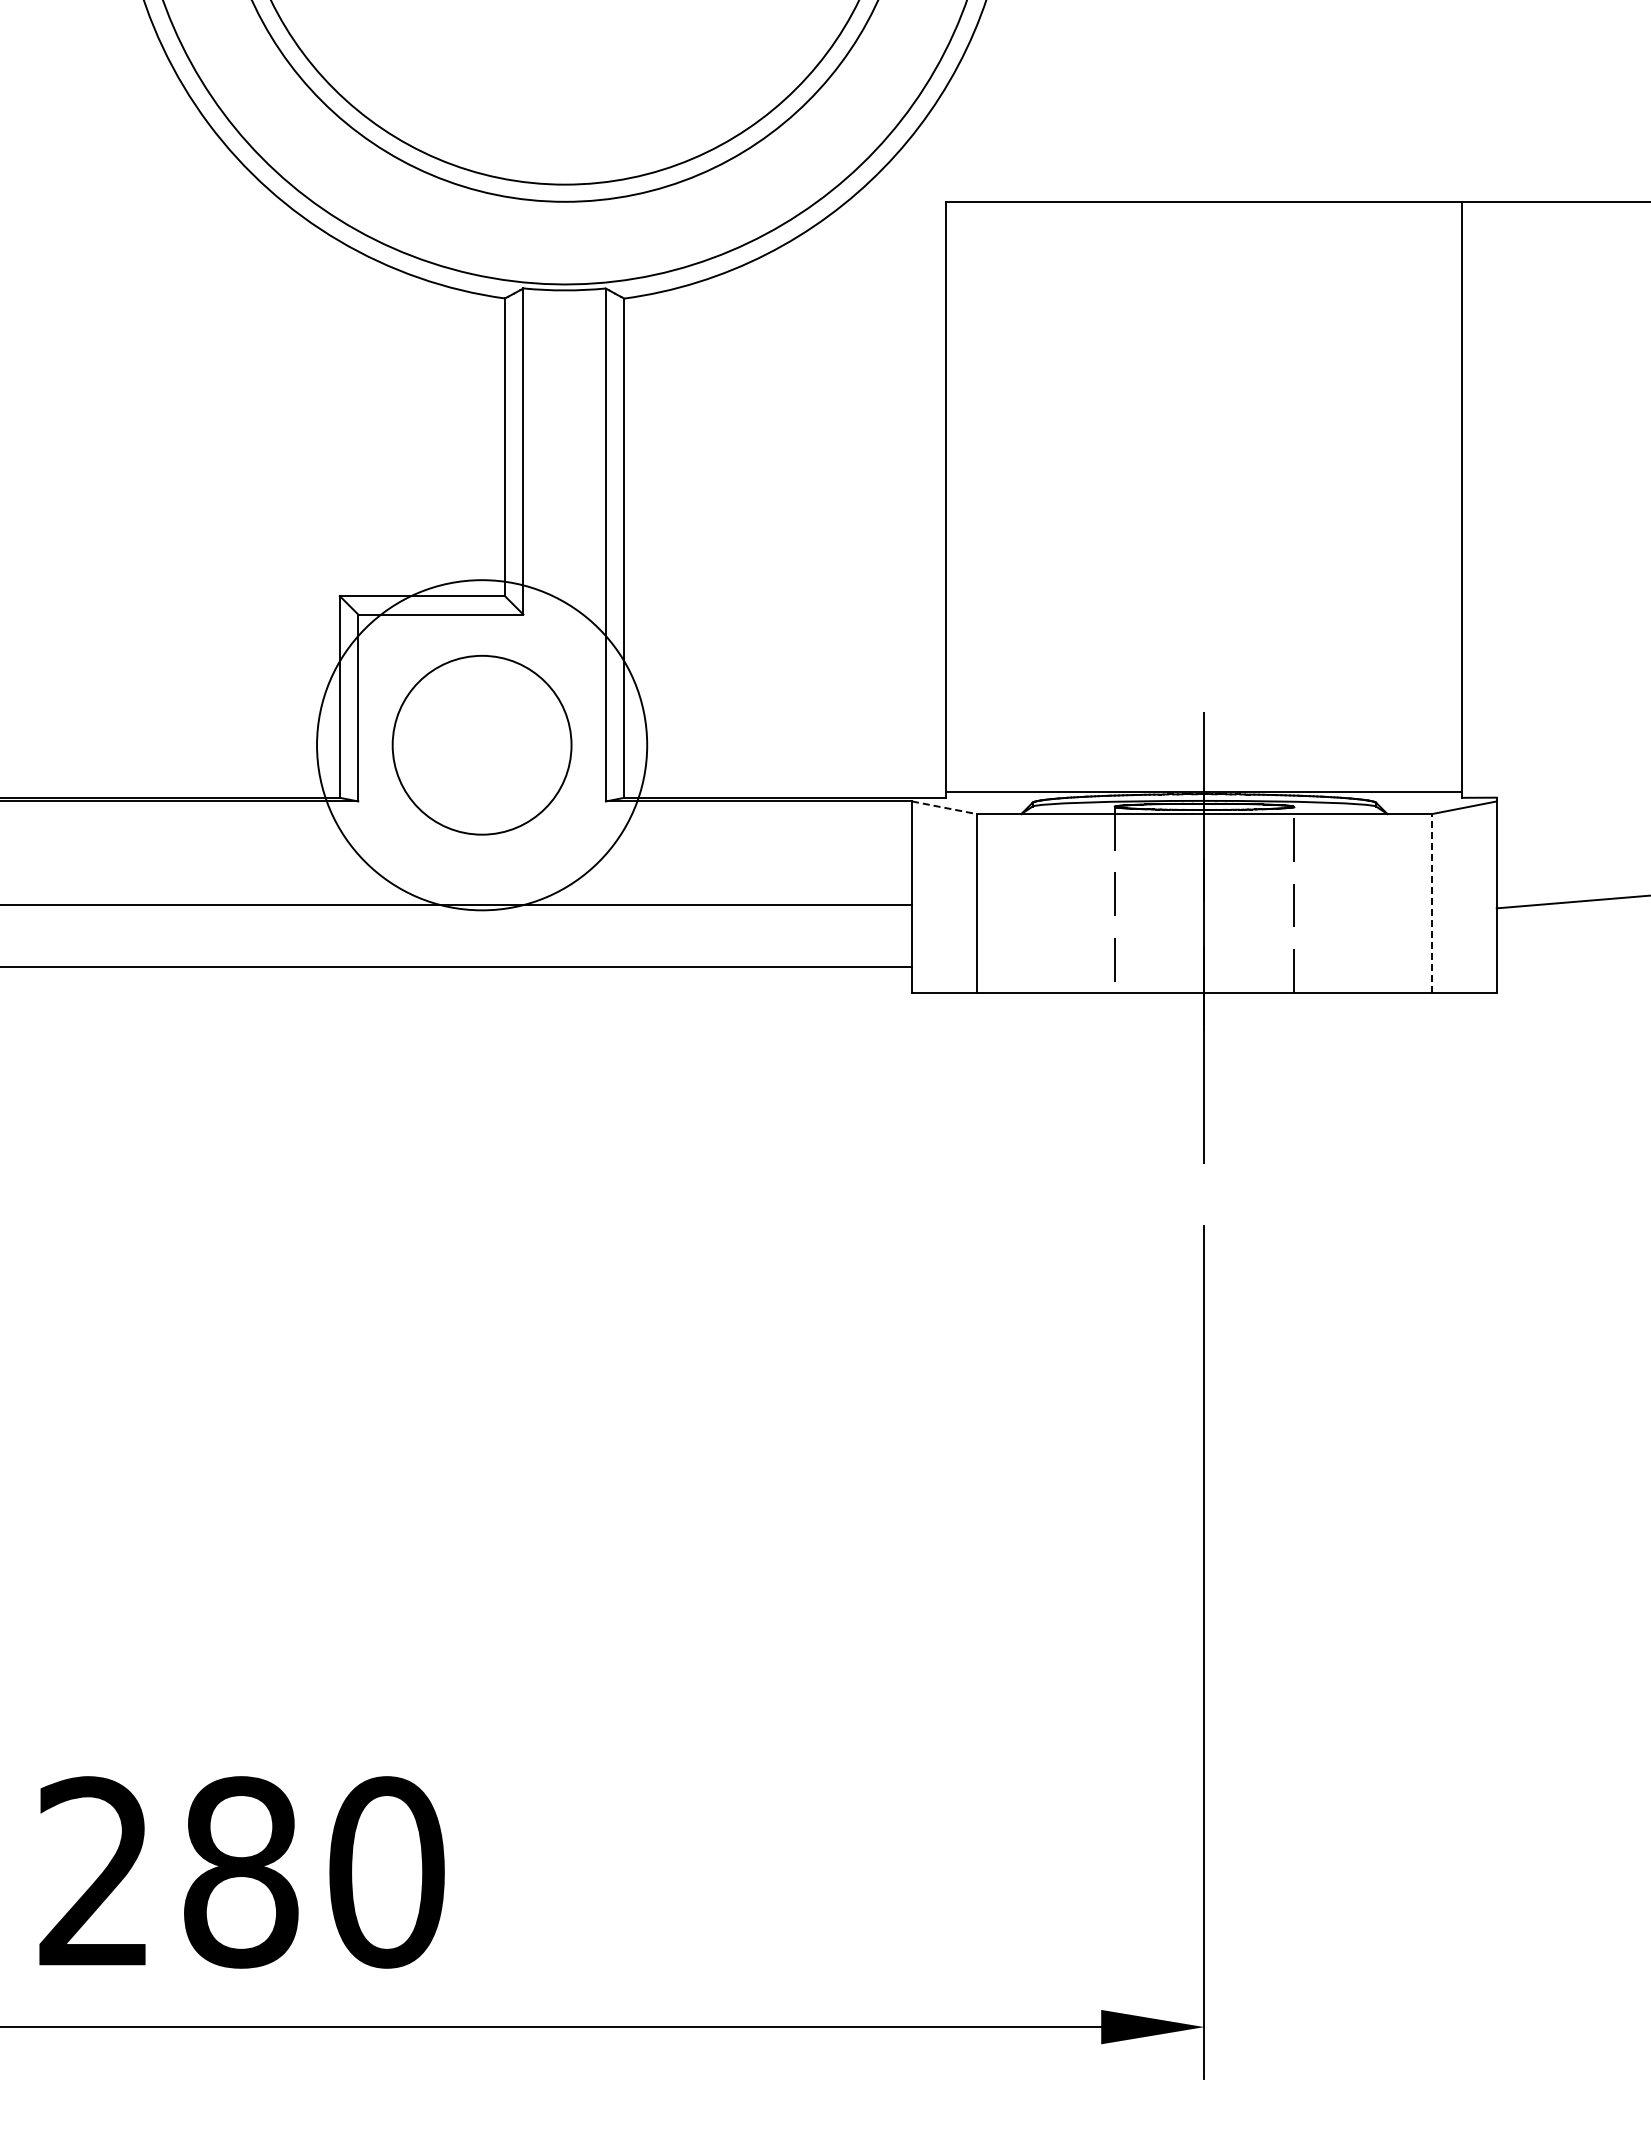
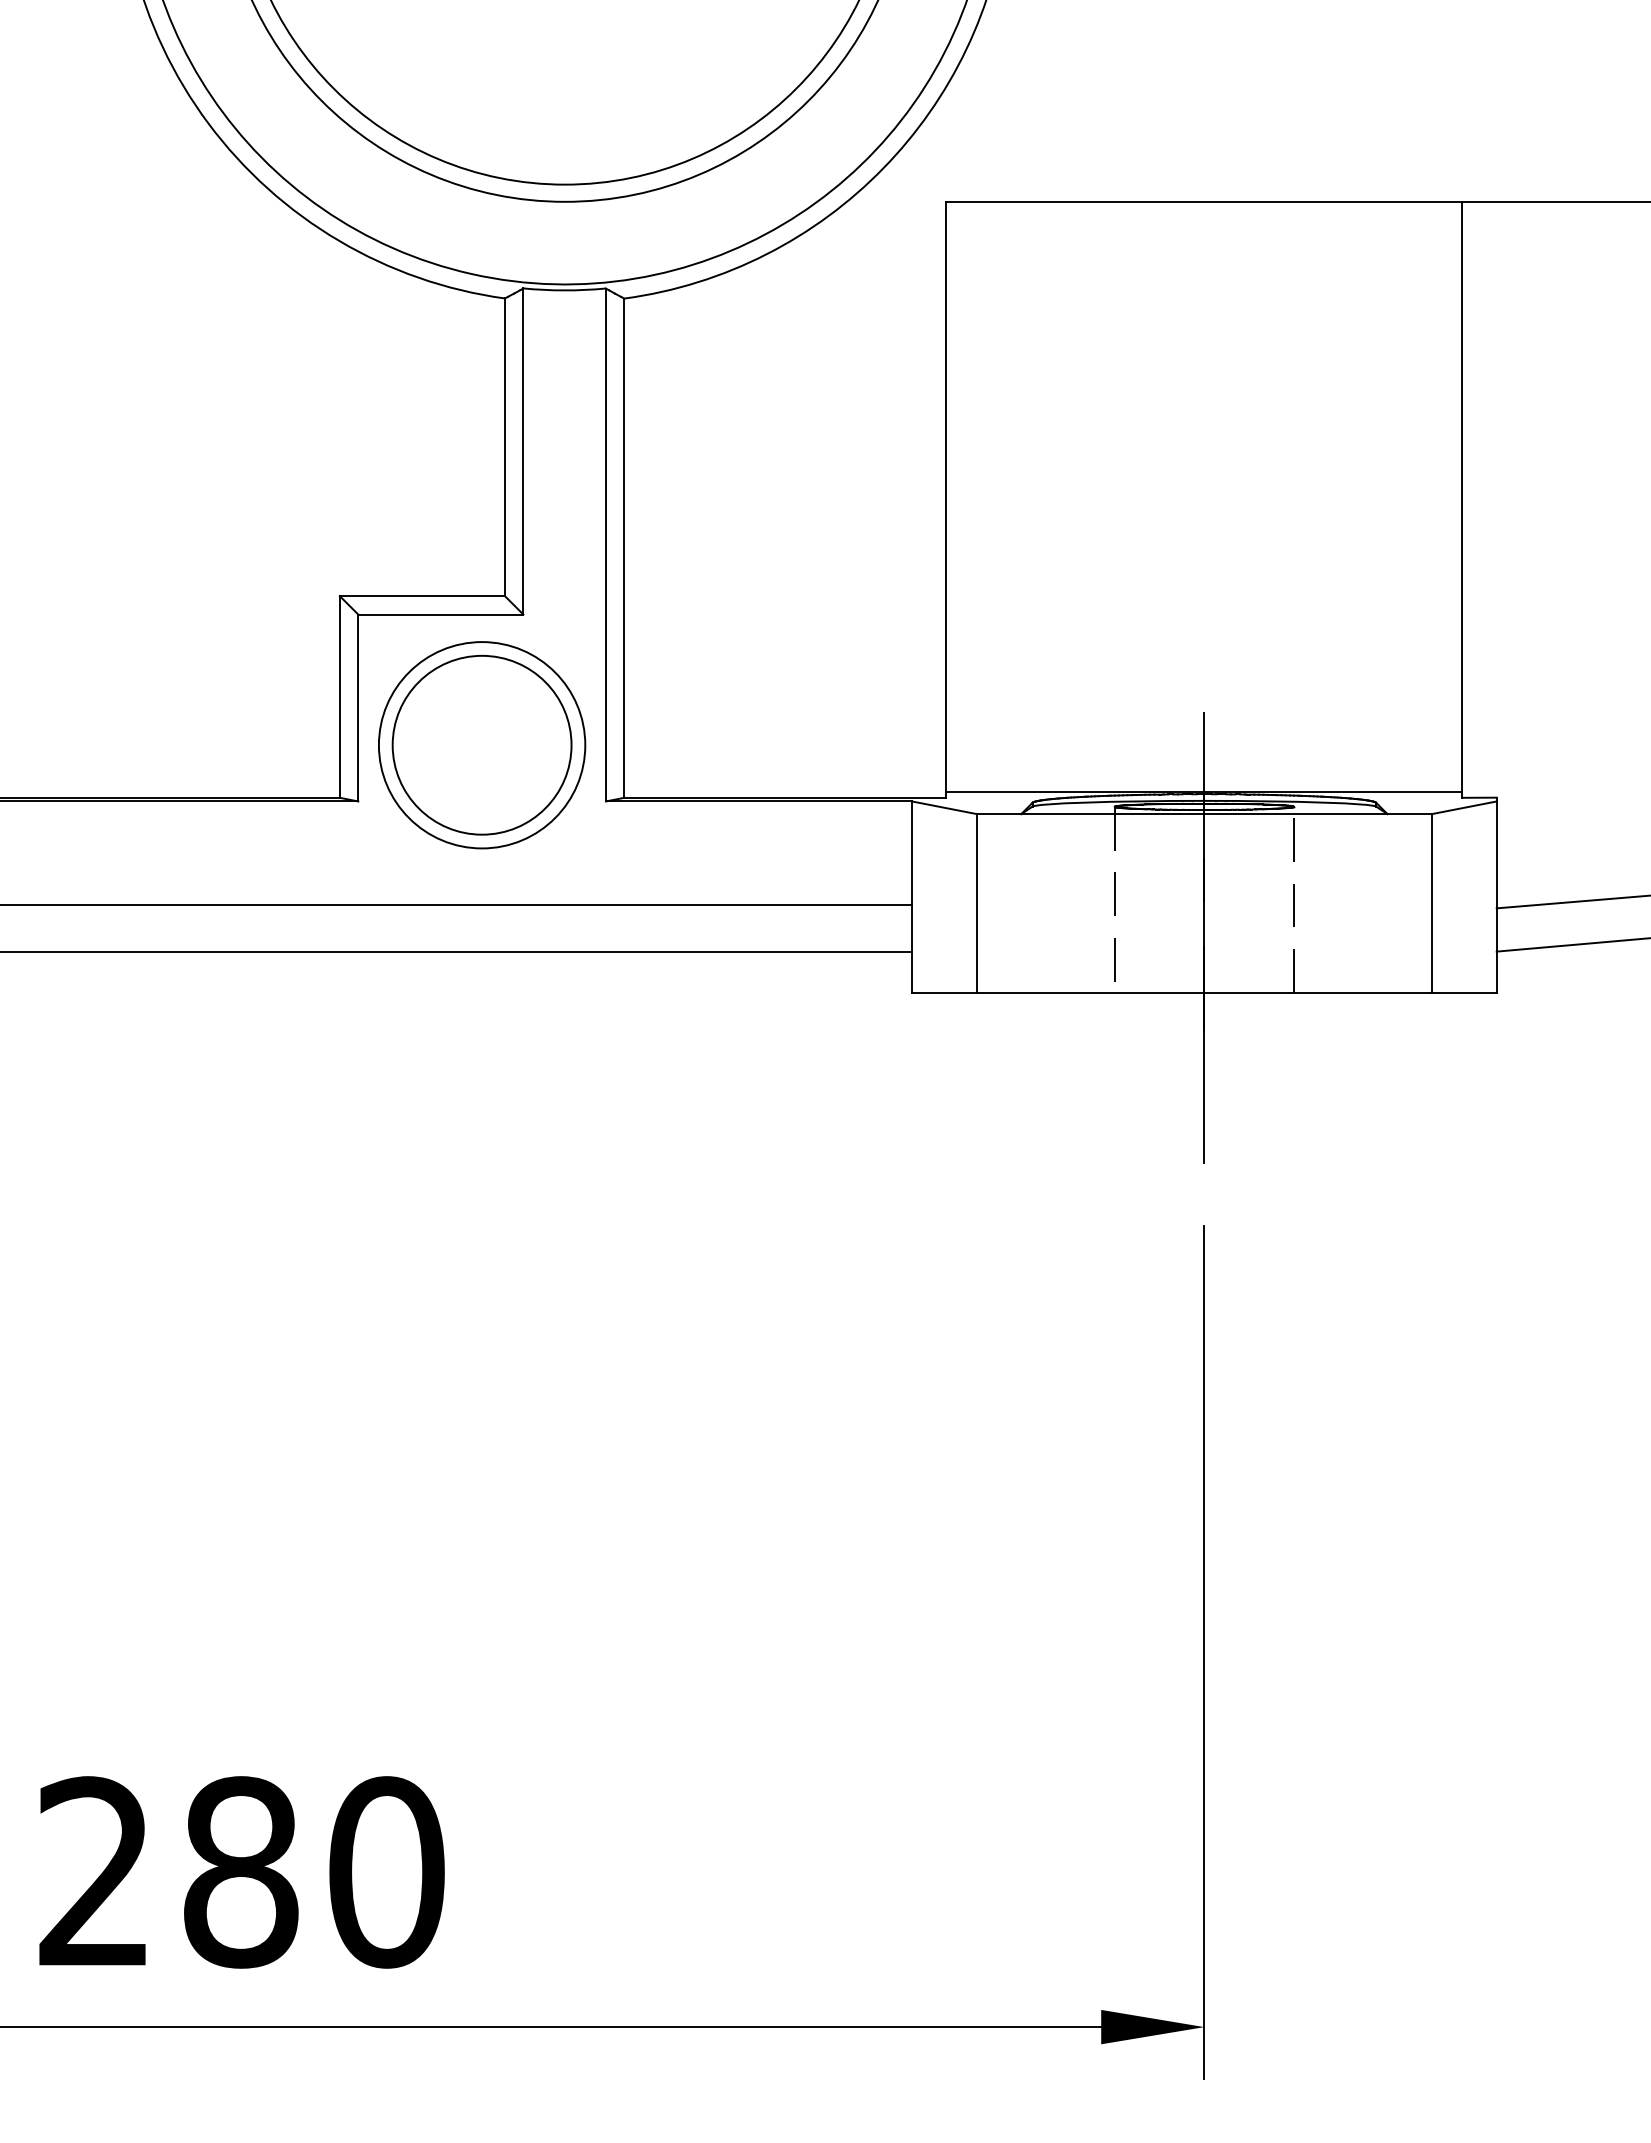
circle diameter: 330 px -> 206 px (481, 745)
line: dashed -> solid (944, 807)
line: dashed -> solid (1432, 902)
line: none -> present (1571, 944)
line position: (457, 966) -> (457, 951) (457, 951)
